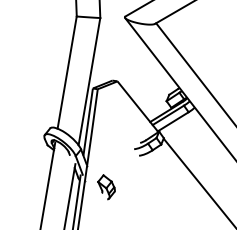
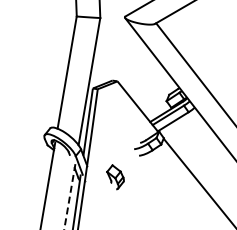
part position: (106, 187) -> (115, 177) (115, 177)
line: solid -> dashed (69, 196)
